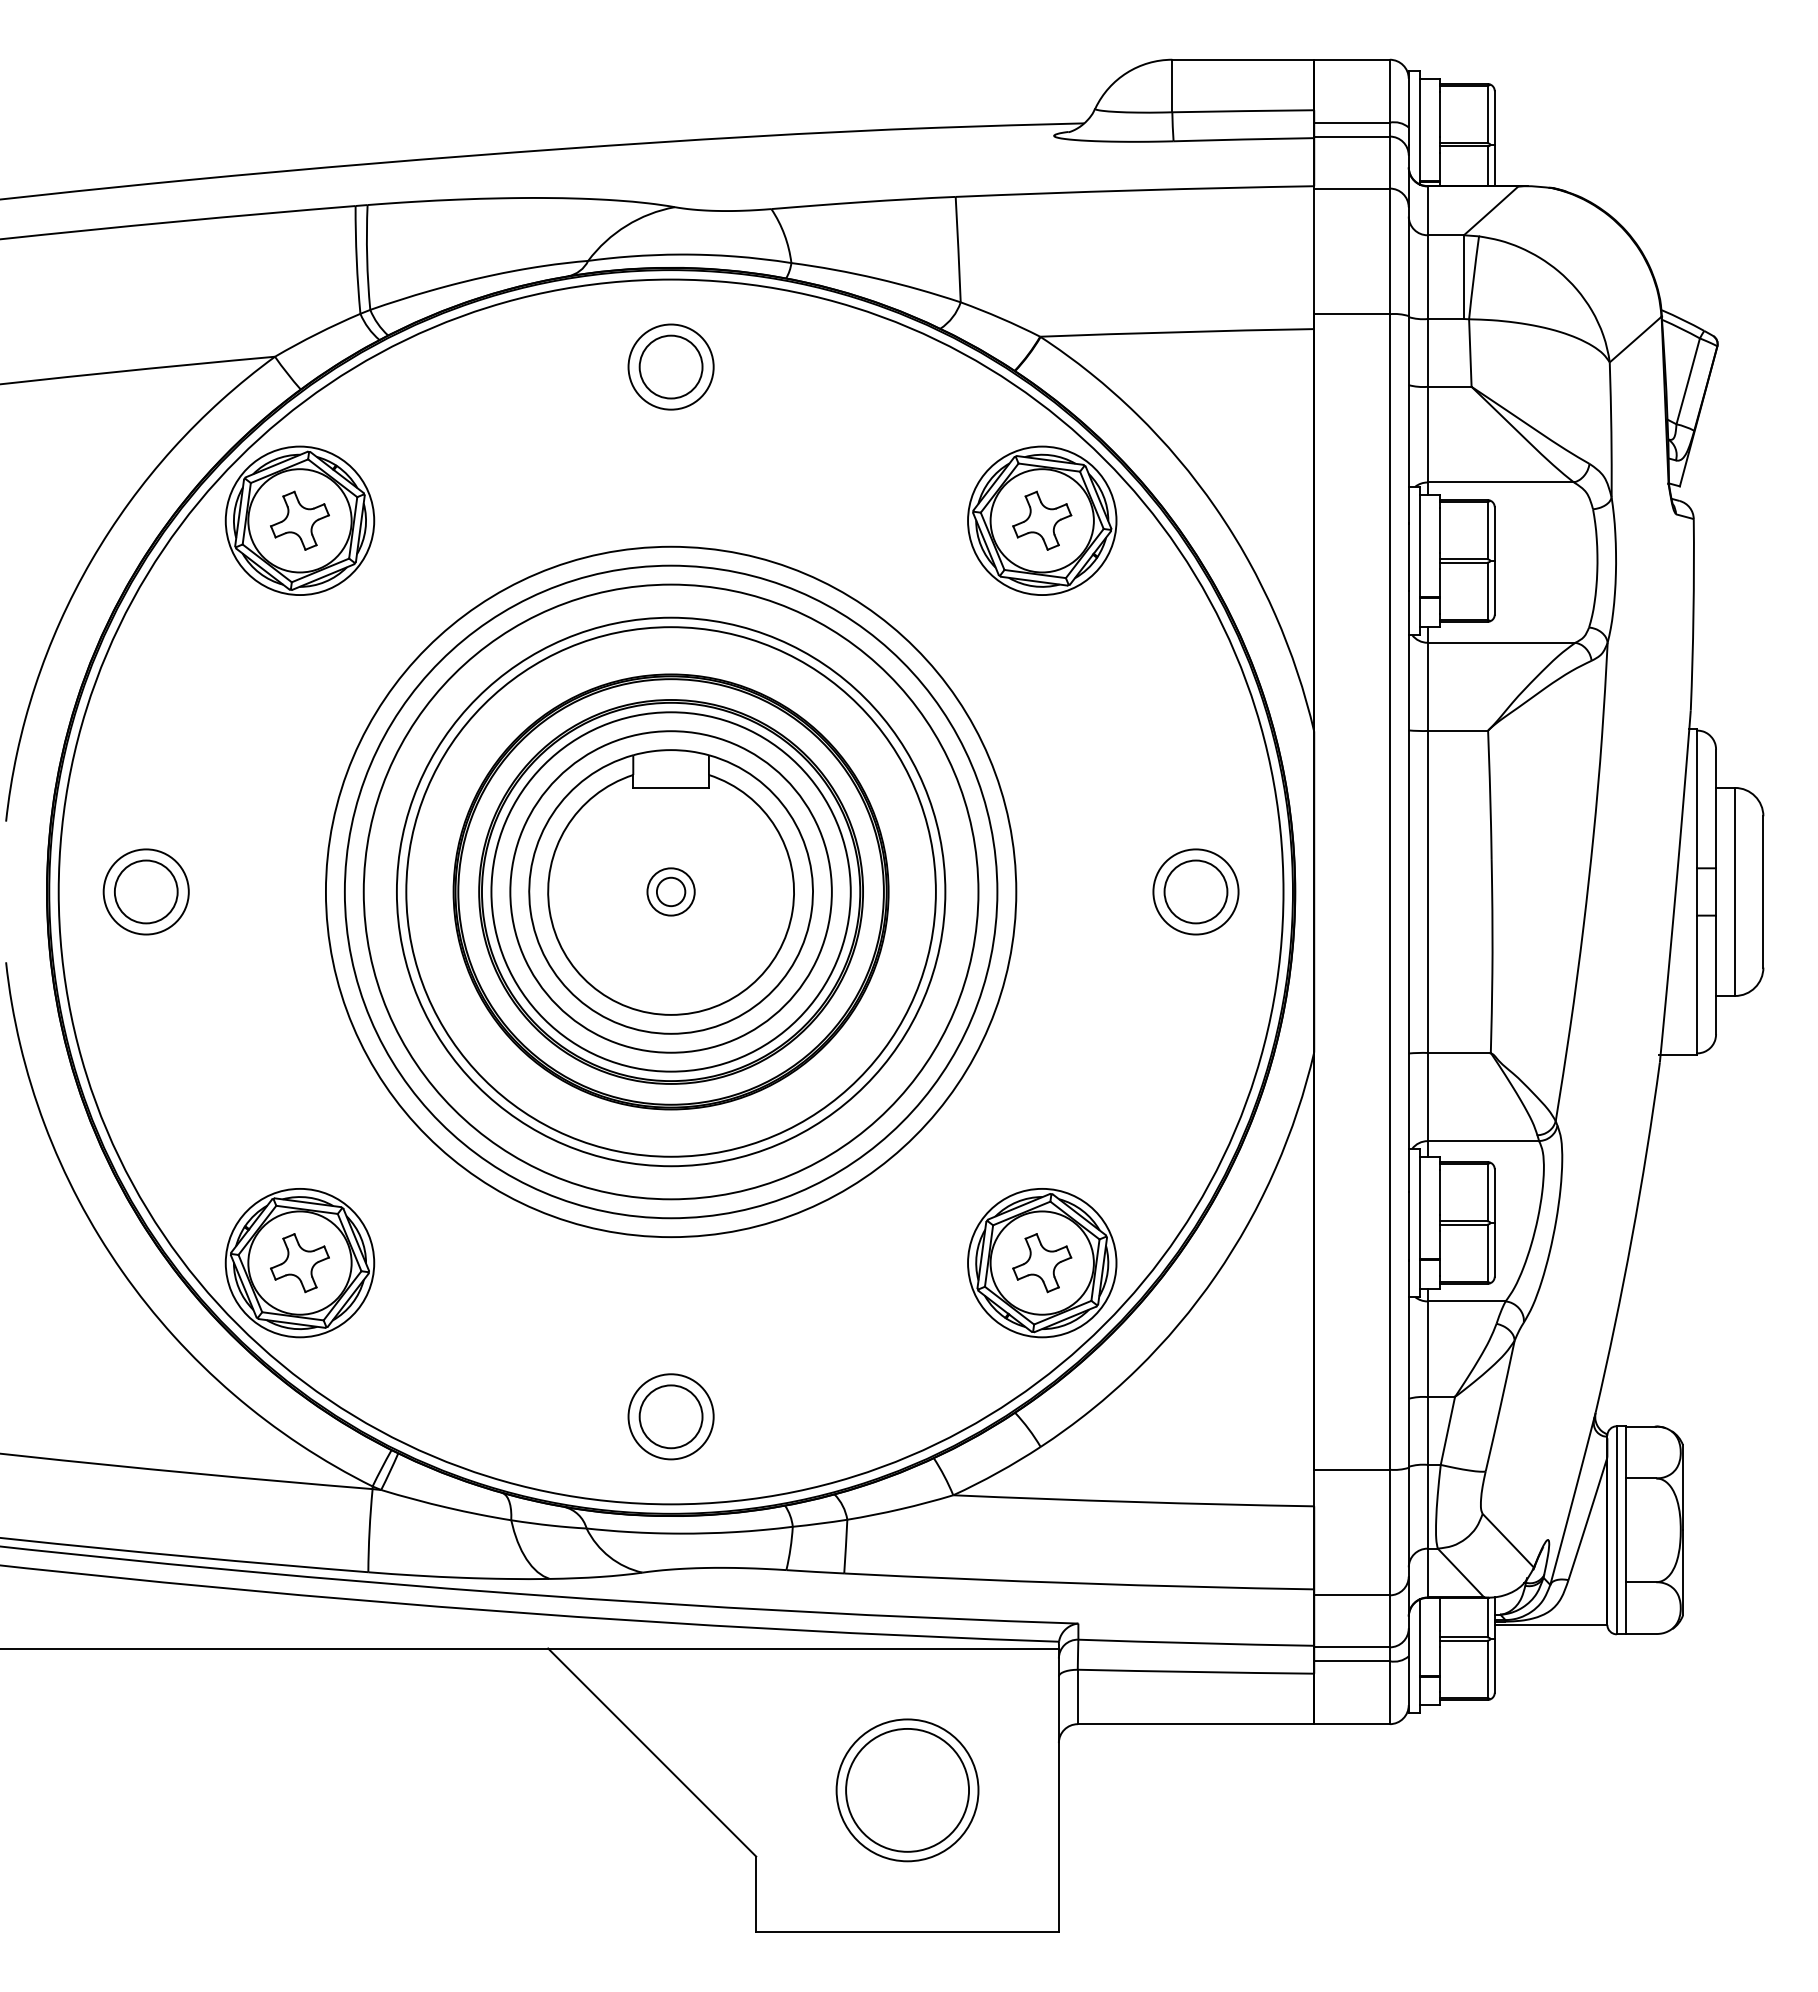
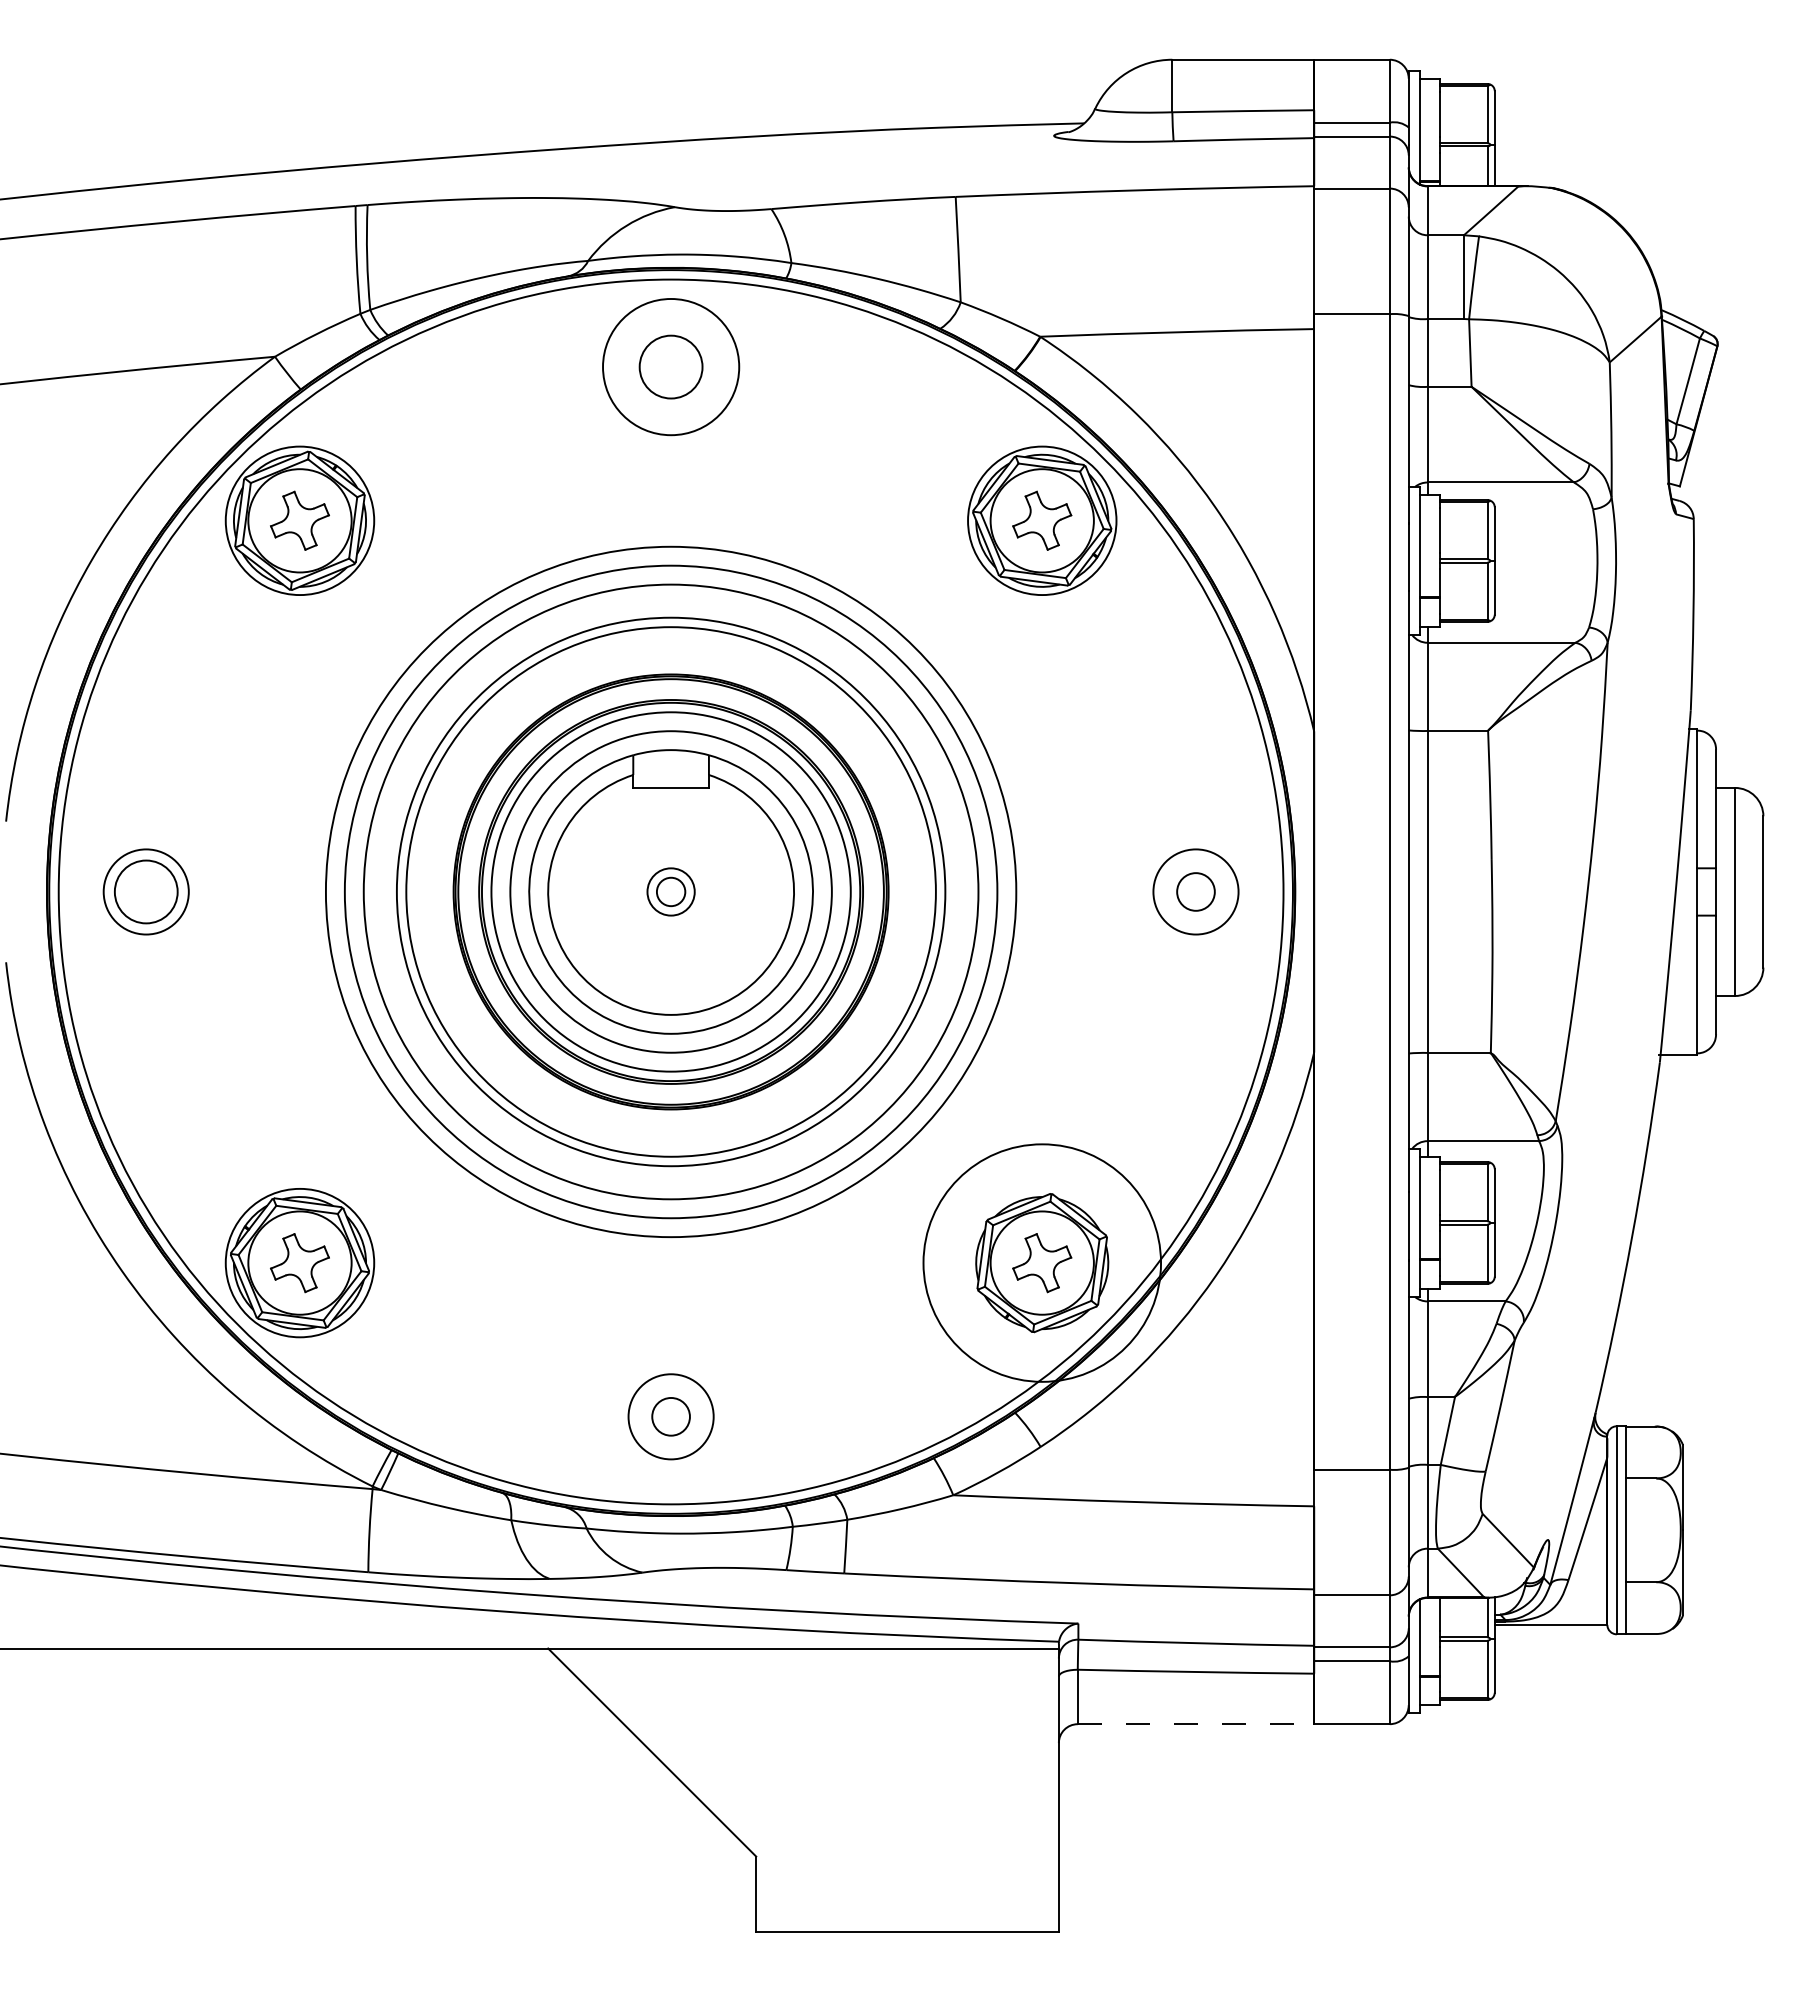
circle diameter: 85 px -> 136 px (671, 367)
circle diameter: 63 px -> 38 px (1195, 891)
circle diameter: 148 px -> 238 px (1042, 1262)
circle diameter: 63 px -> 38 px (670, 1416)
line: solid -> dashed (1196, 1724)
part: present -> none (907, 1790)
